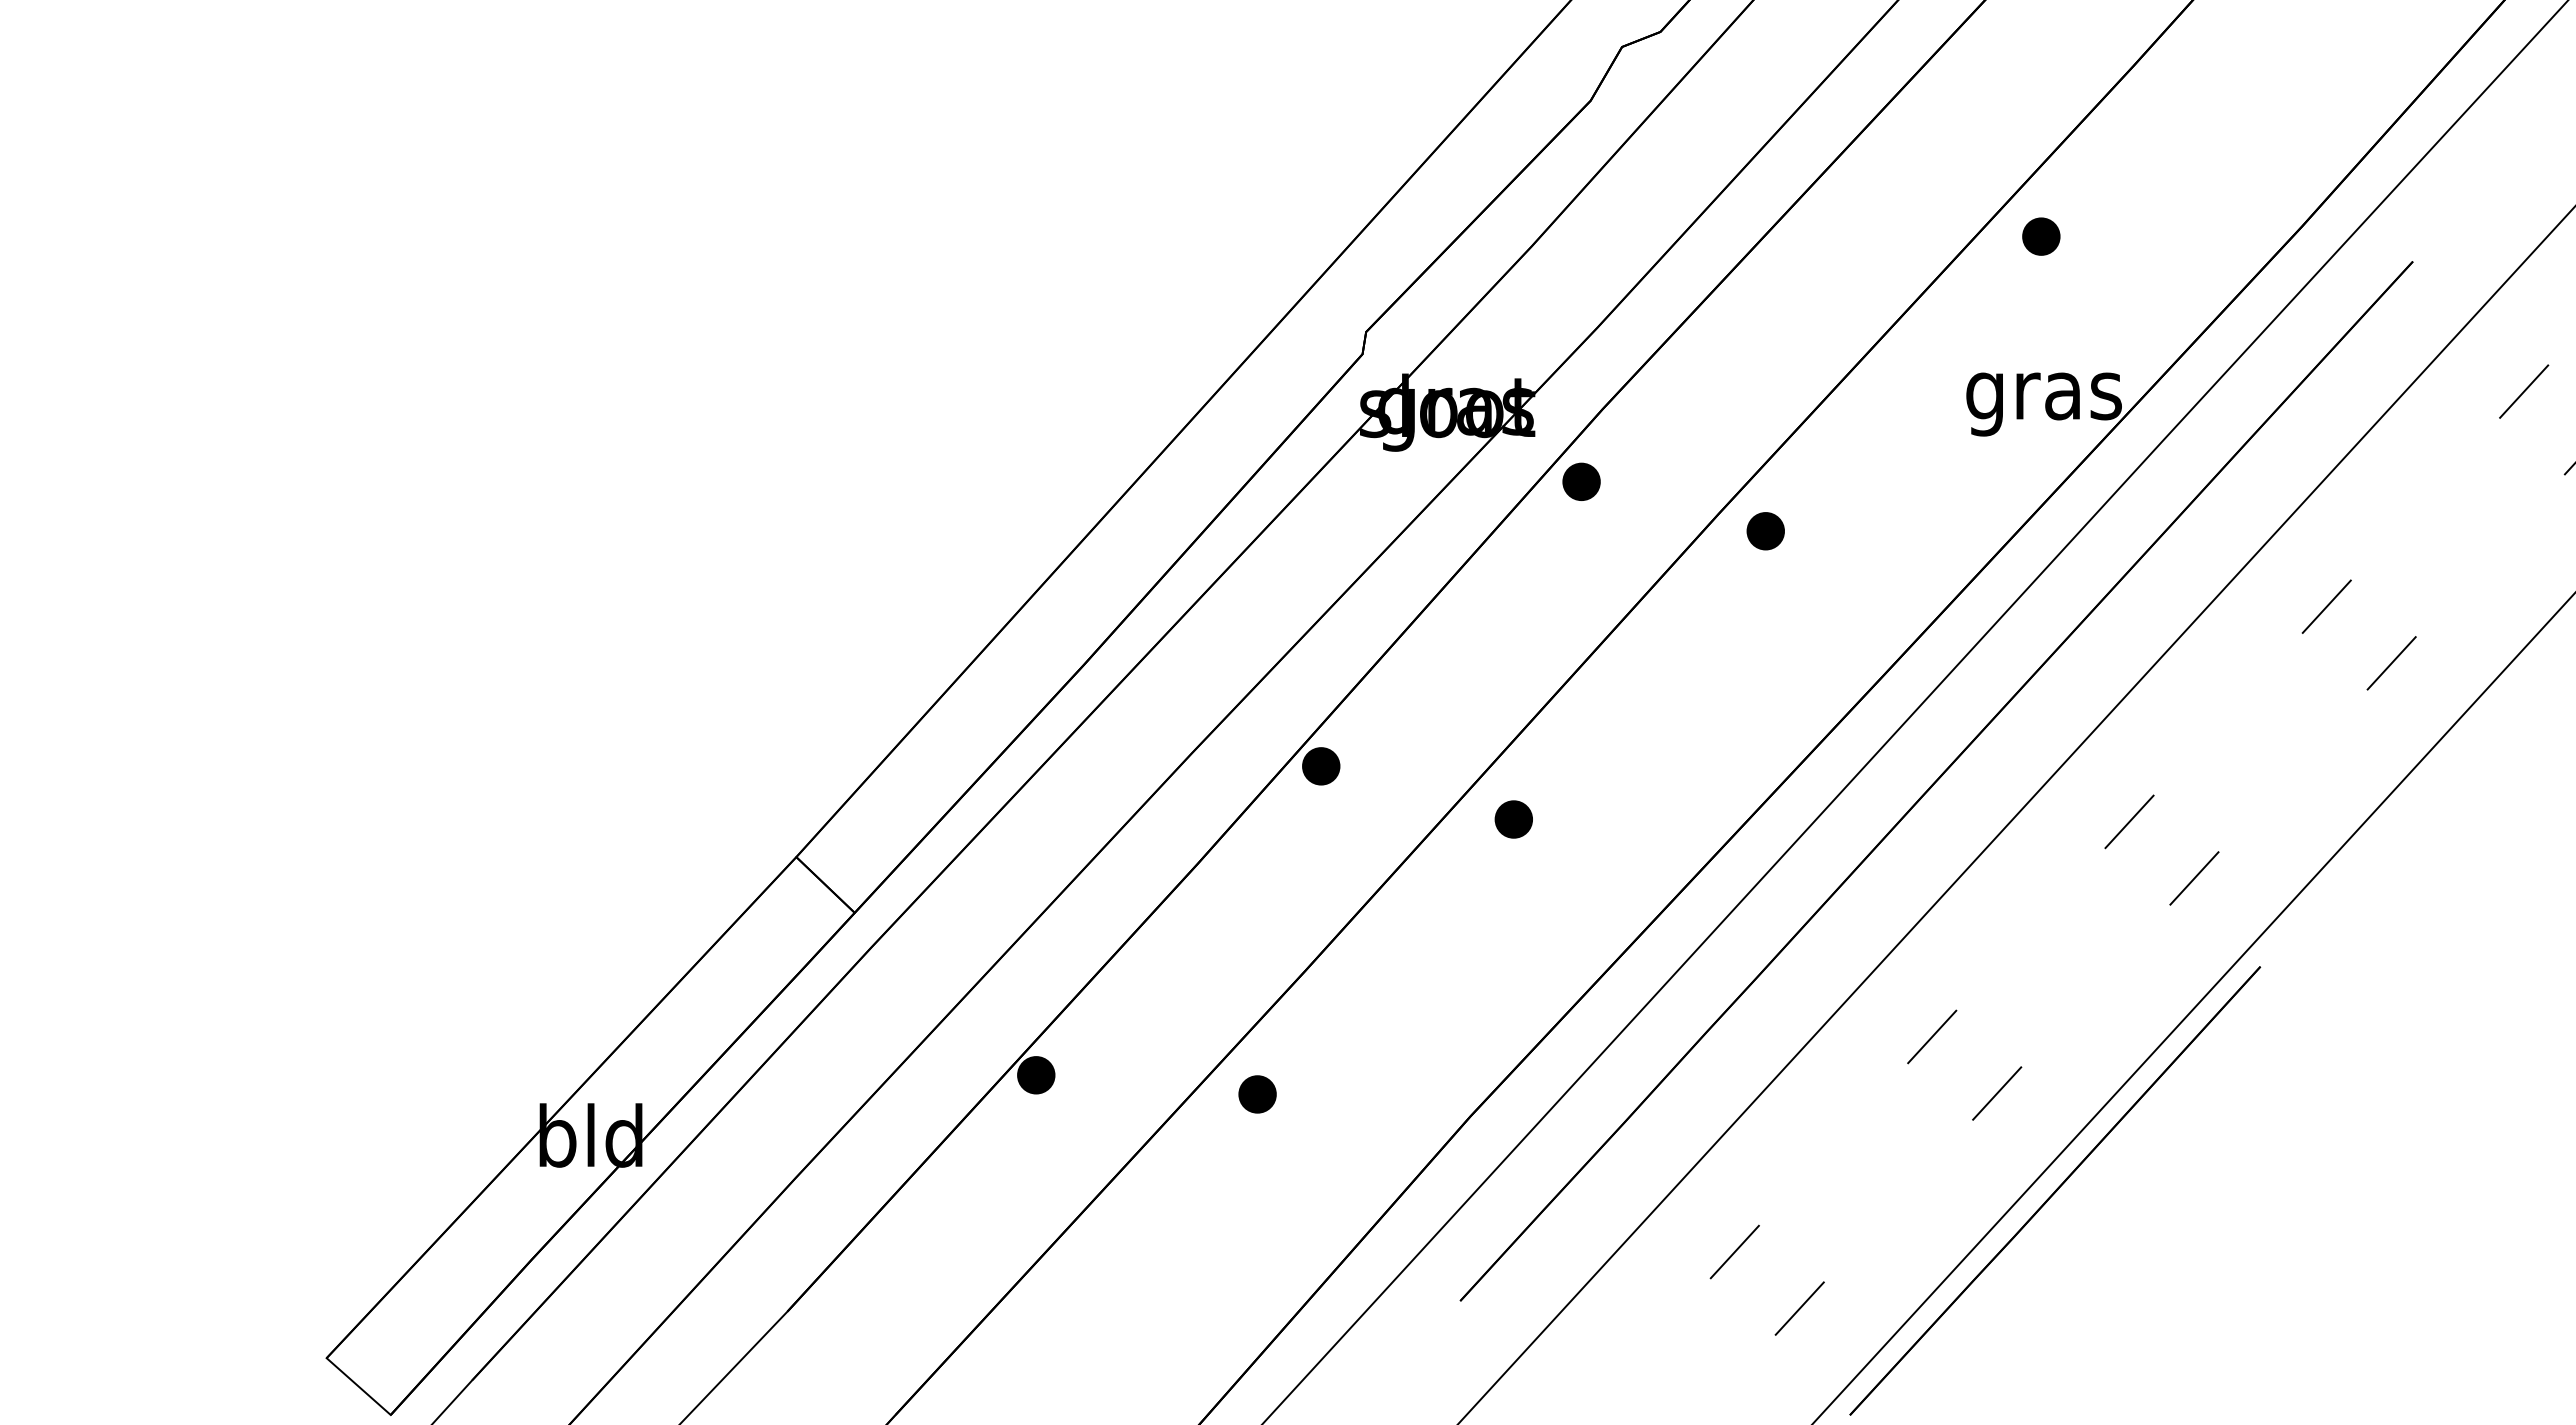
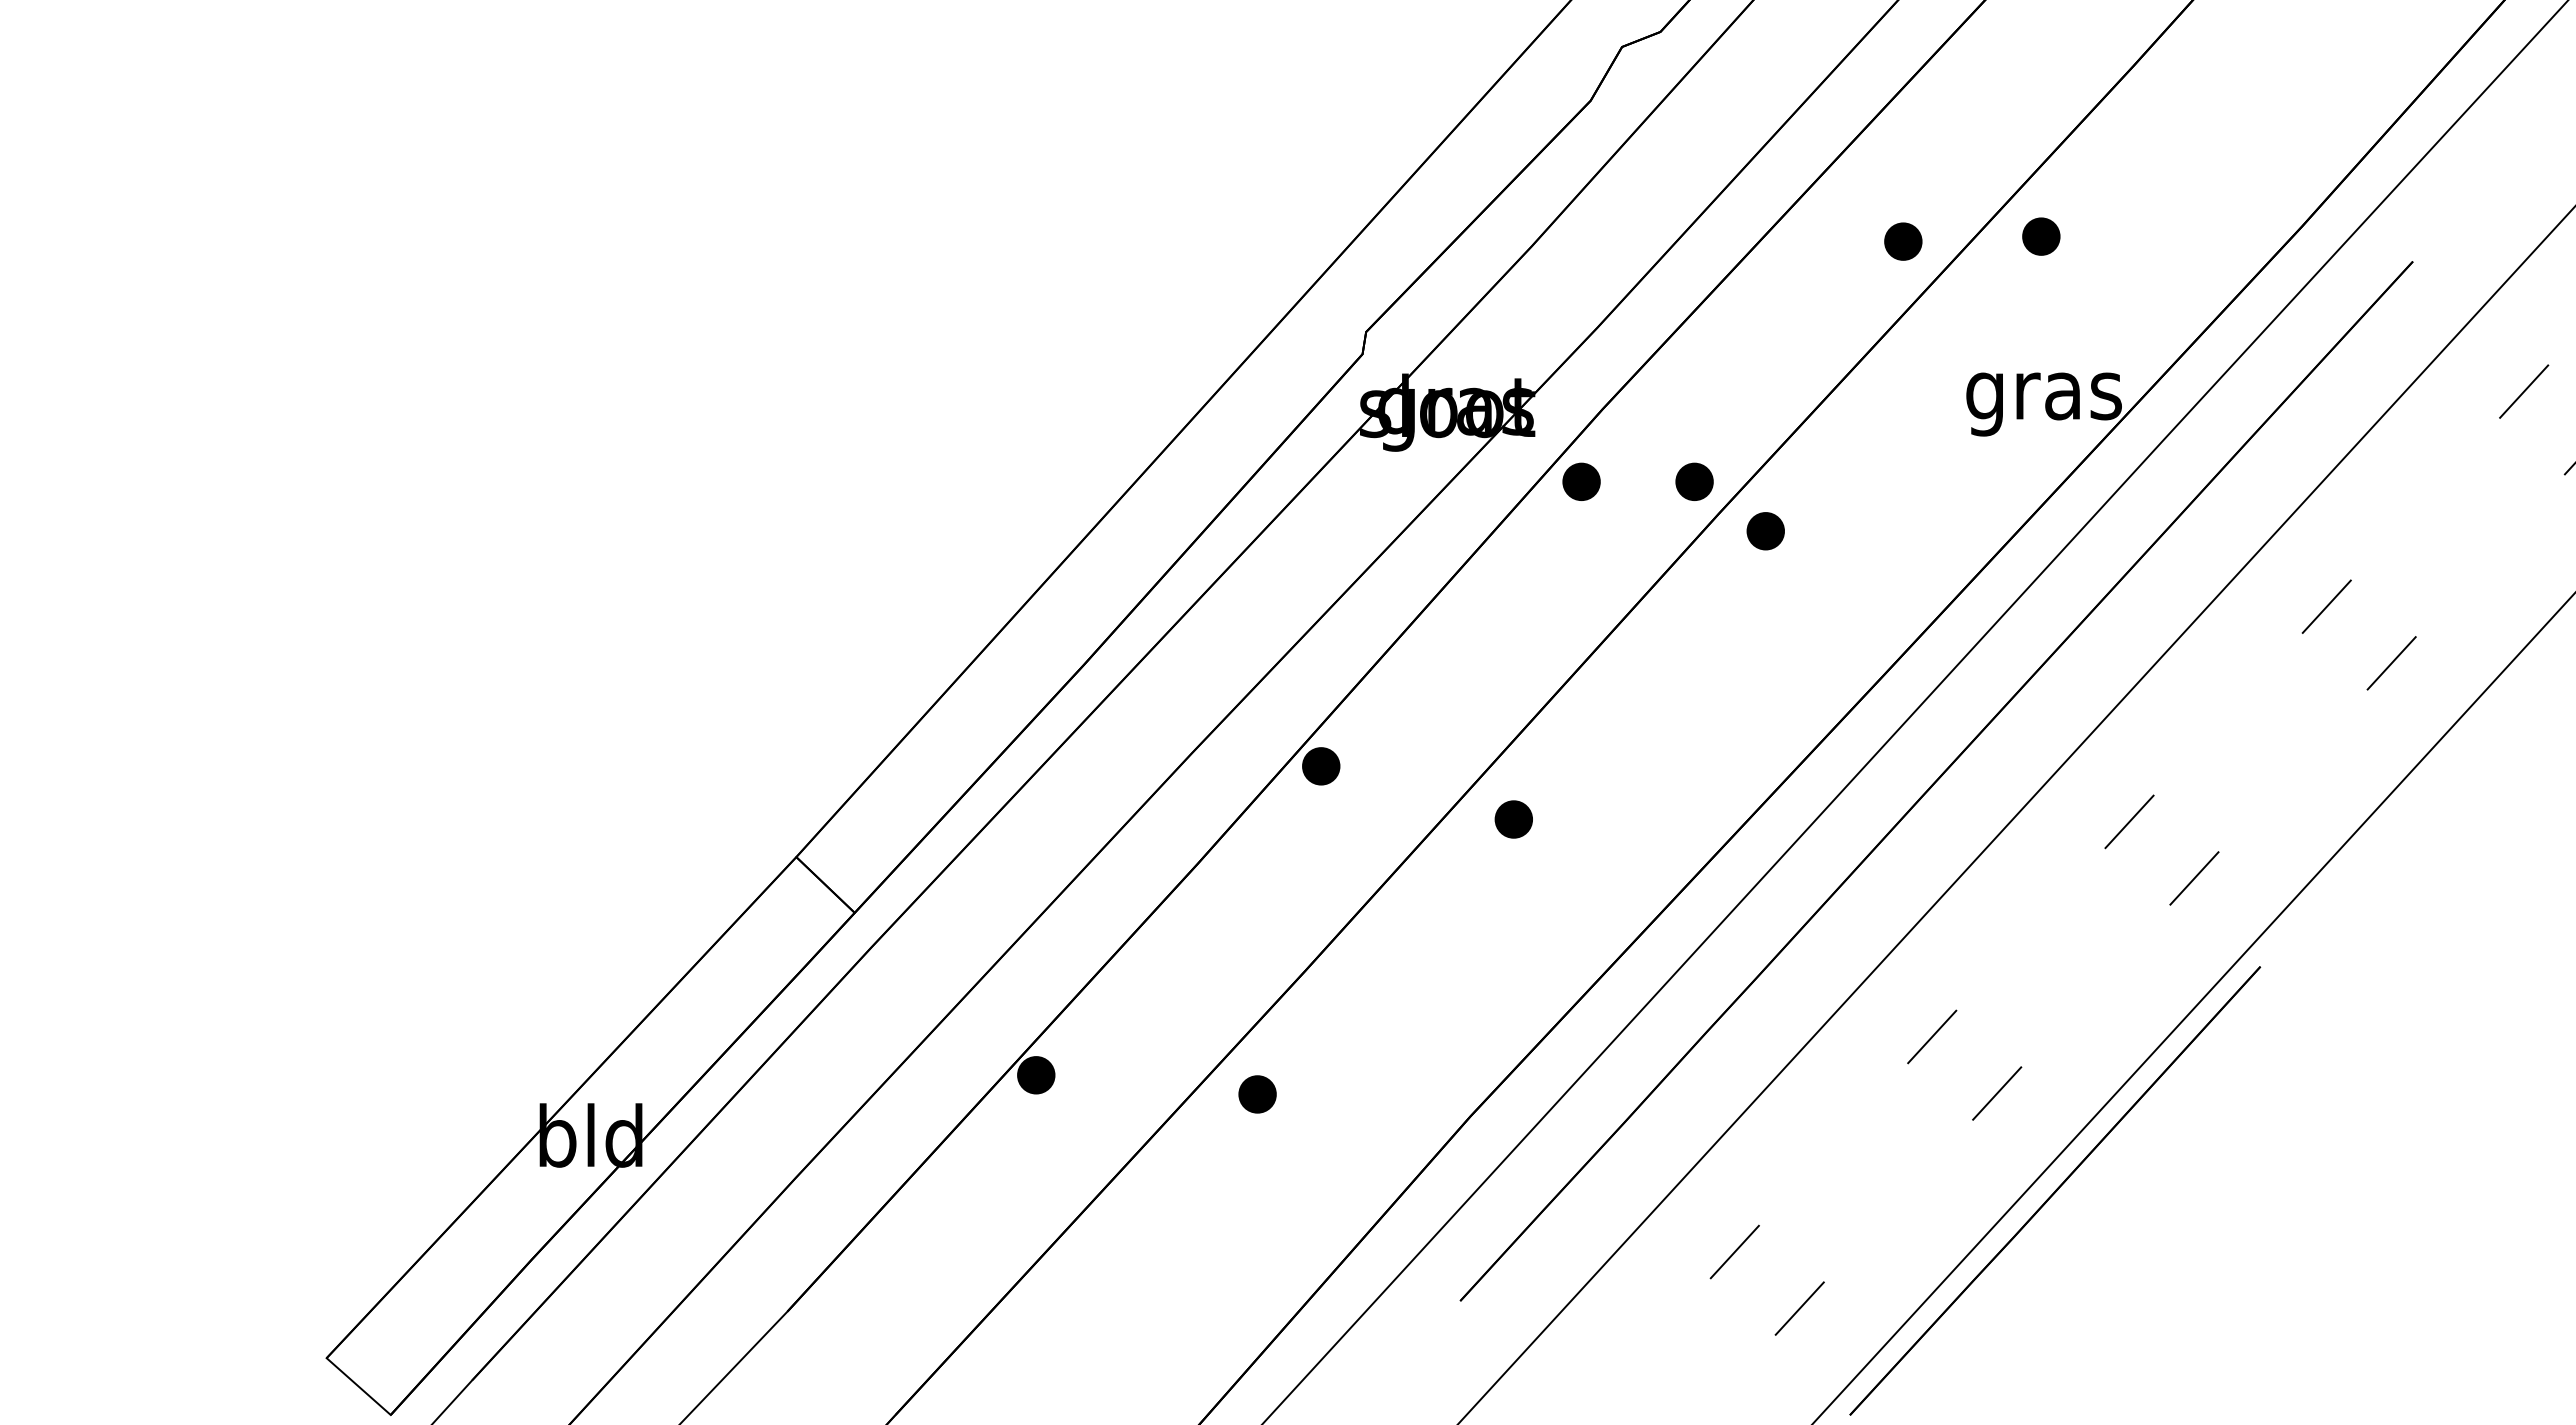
part: none -> present (1903, 241)
part: none -> present (1694, 481)
